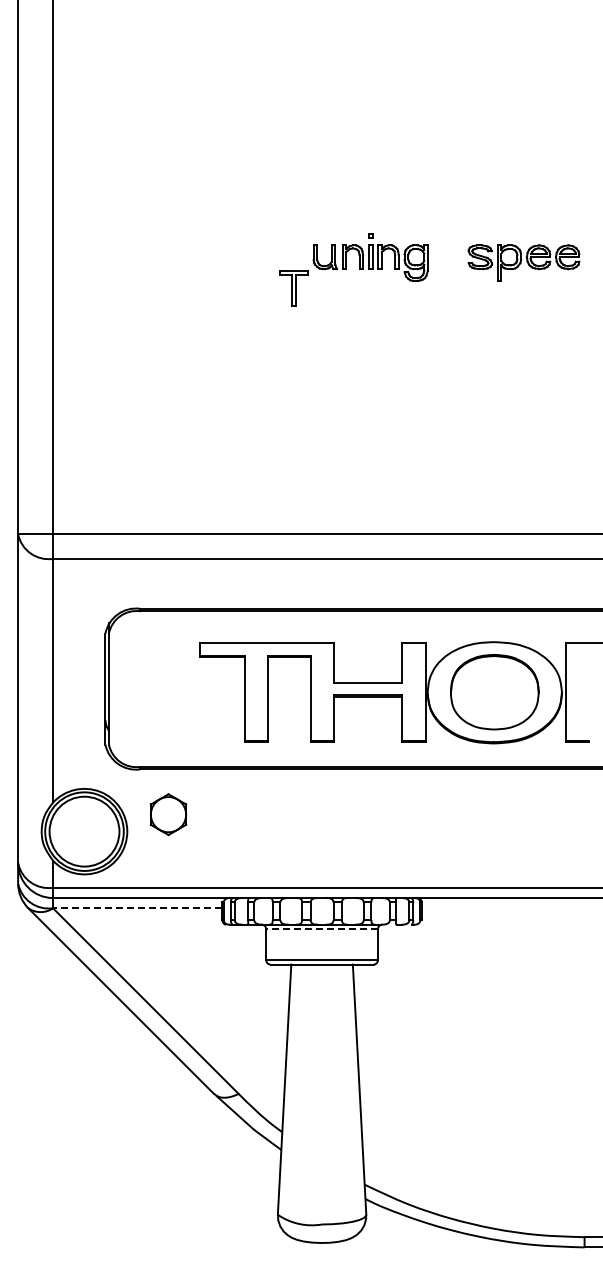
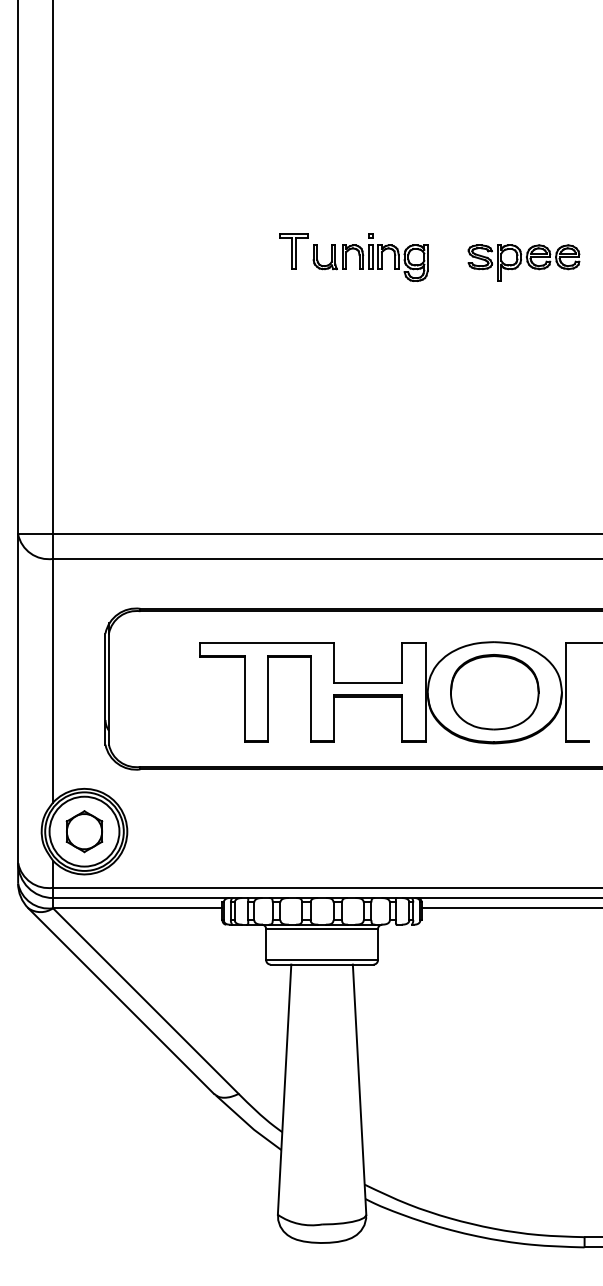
part position: (293, 288) -> (293, 251) (293, 251)
part position: (168, 814) -> (84, 831) (84, 831)
line: dashed -> solid (137, 908)
line: none -> present (510, 908)
line: dashed -> solid (322, 929)
